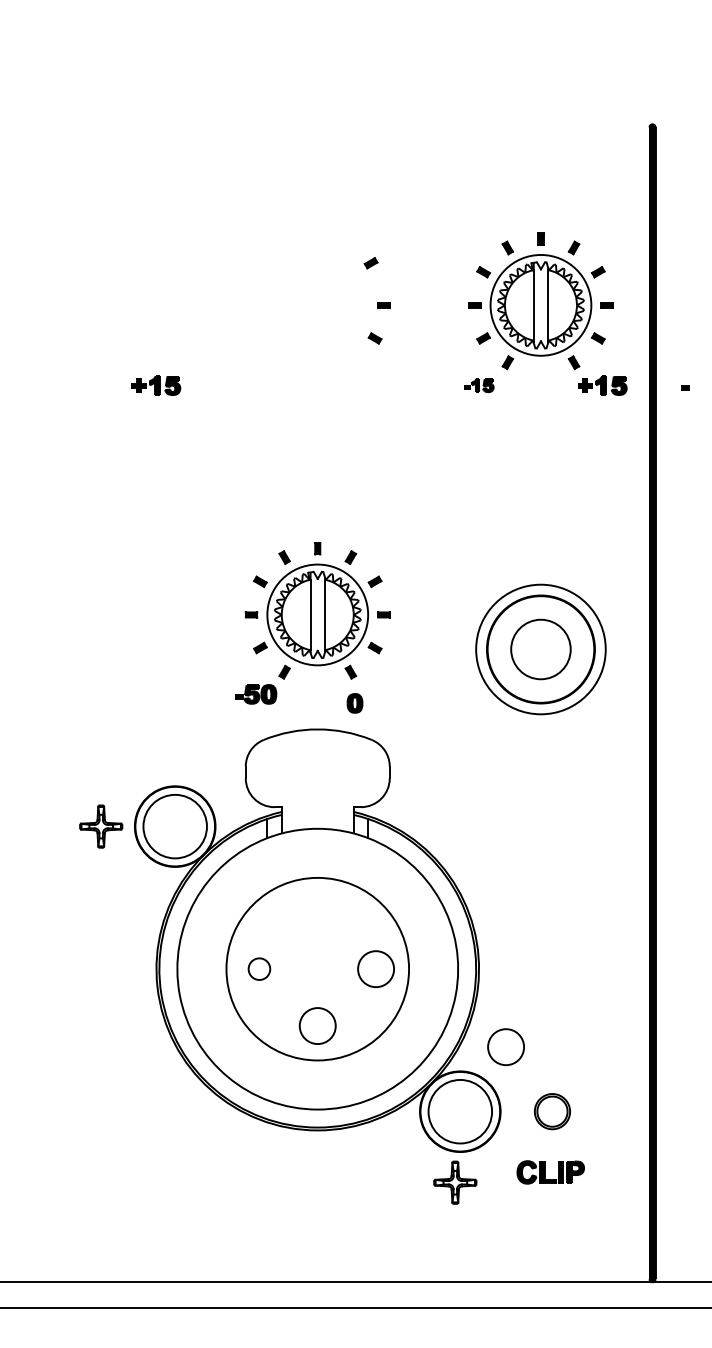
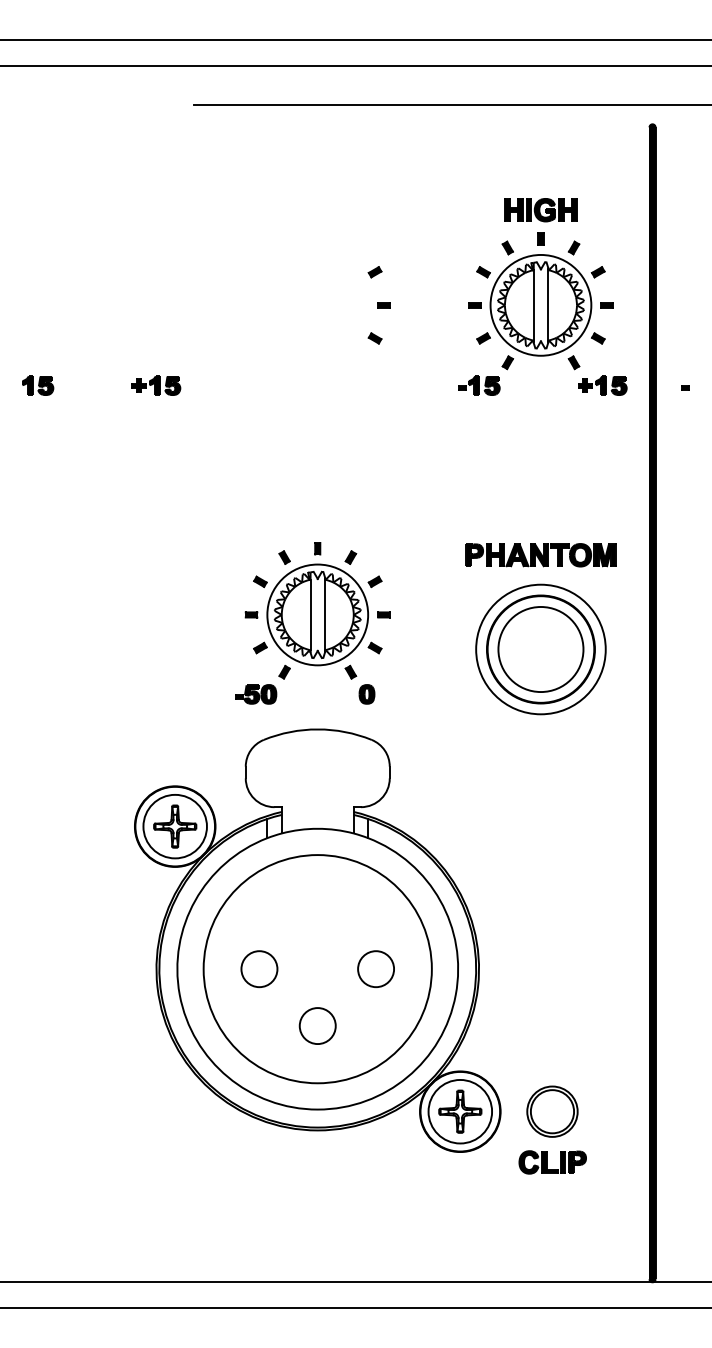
line: none -> present (355, 40)
line: none -> present (355, 66)
line: none -> present (450, 105)
part: none -> present (540, 210)
part position: (370, 263) -> (374, 272) (374, 272)
part: none -> present (38, 385)
part size: 31x16 px -> 43x21 px (479, 385)
part: none -> present (540, 555)
circle diameter: 60 px -> 85 px (540, 649)
part position: (354, 703) -> (366, 694) (366, 694)
part position: (101, 826) -> (175, 826) (175, 826)
circle diameter: 22 px -> 36 px (259, 969)
circle diameter: 183 px -> 228 px (317, 969)
circle: present -> none (505, 1047)
part size: 37x38 px -> 53x53 px (552, 1111)
part position: (550, 1172) -> (552, 1162) (552, 1162)
part position: (455, 1182) -> (460, 1111) (460, 1111)
